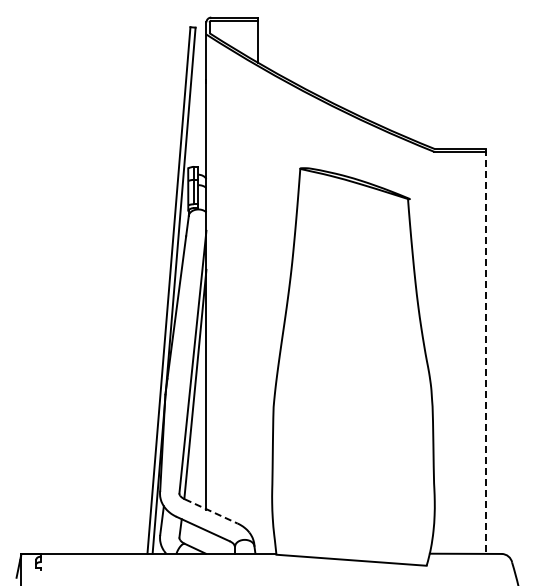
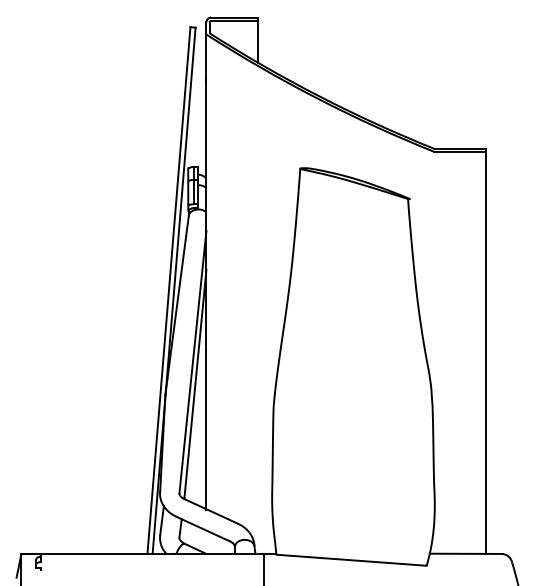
line: dashed -> solid (486, 351)
line: dashed -> solid (211, 511)
line: none -> present (264, 567)
